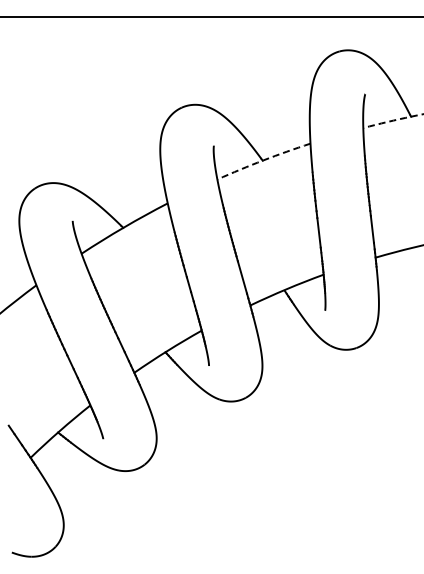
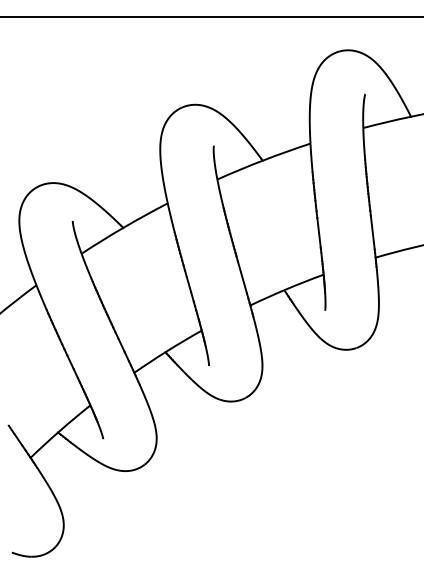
arc: dashed -> solid (393, 120)
arc: dashed -> solid (263, 160)
